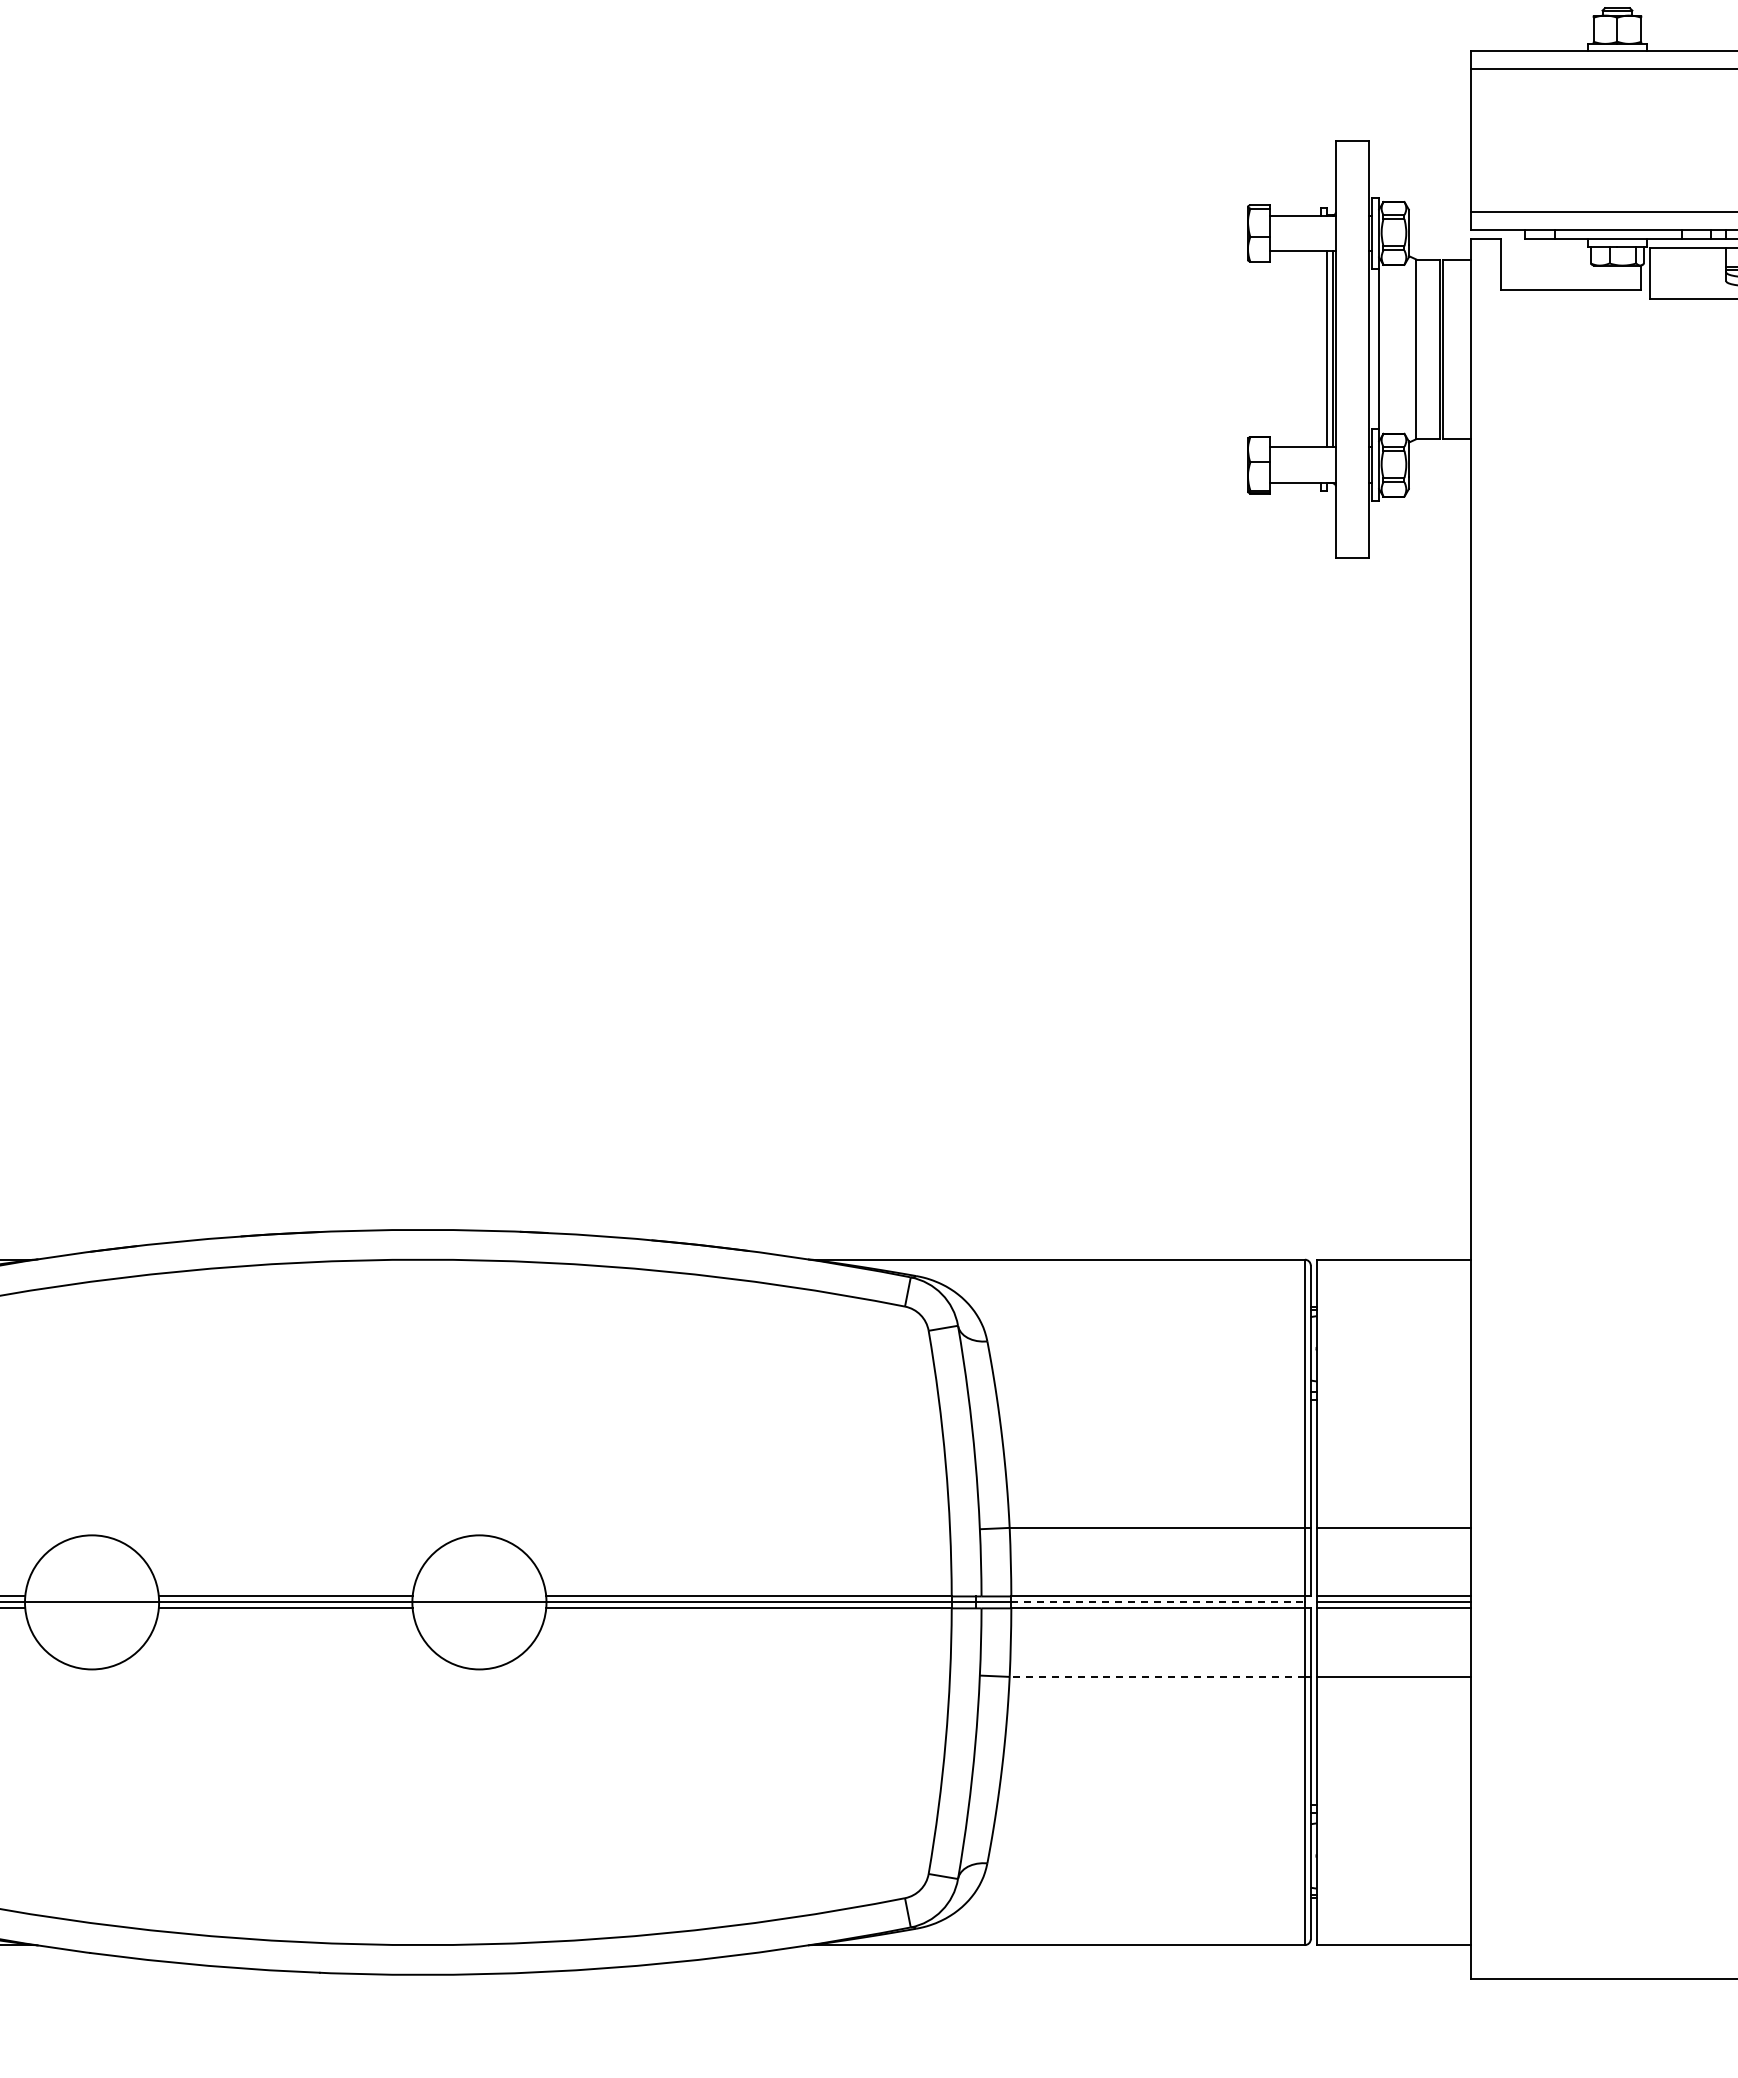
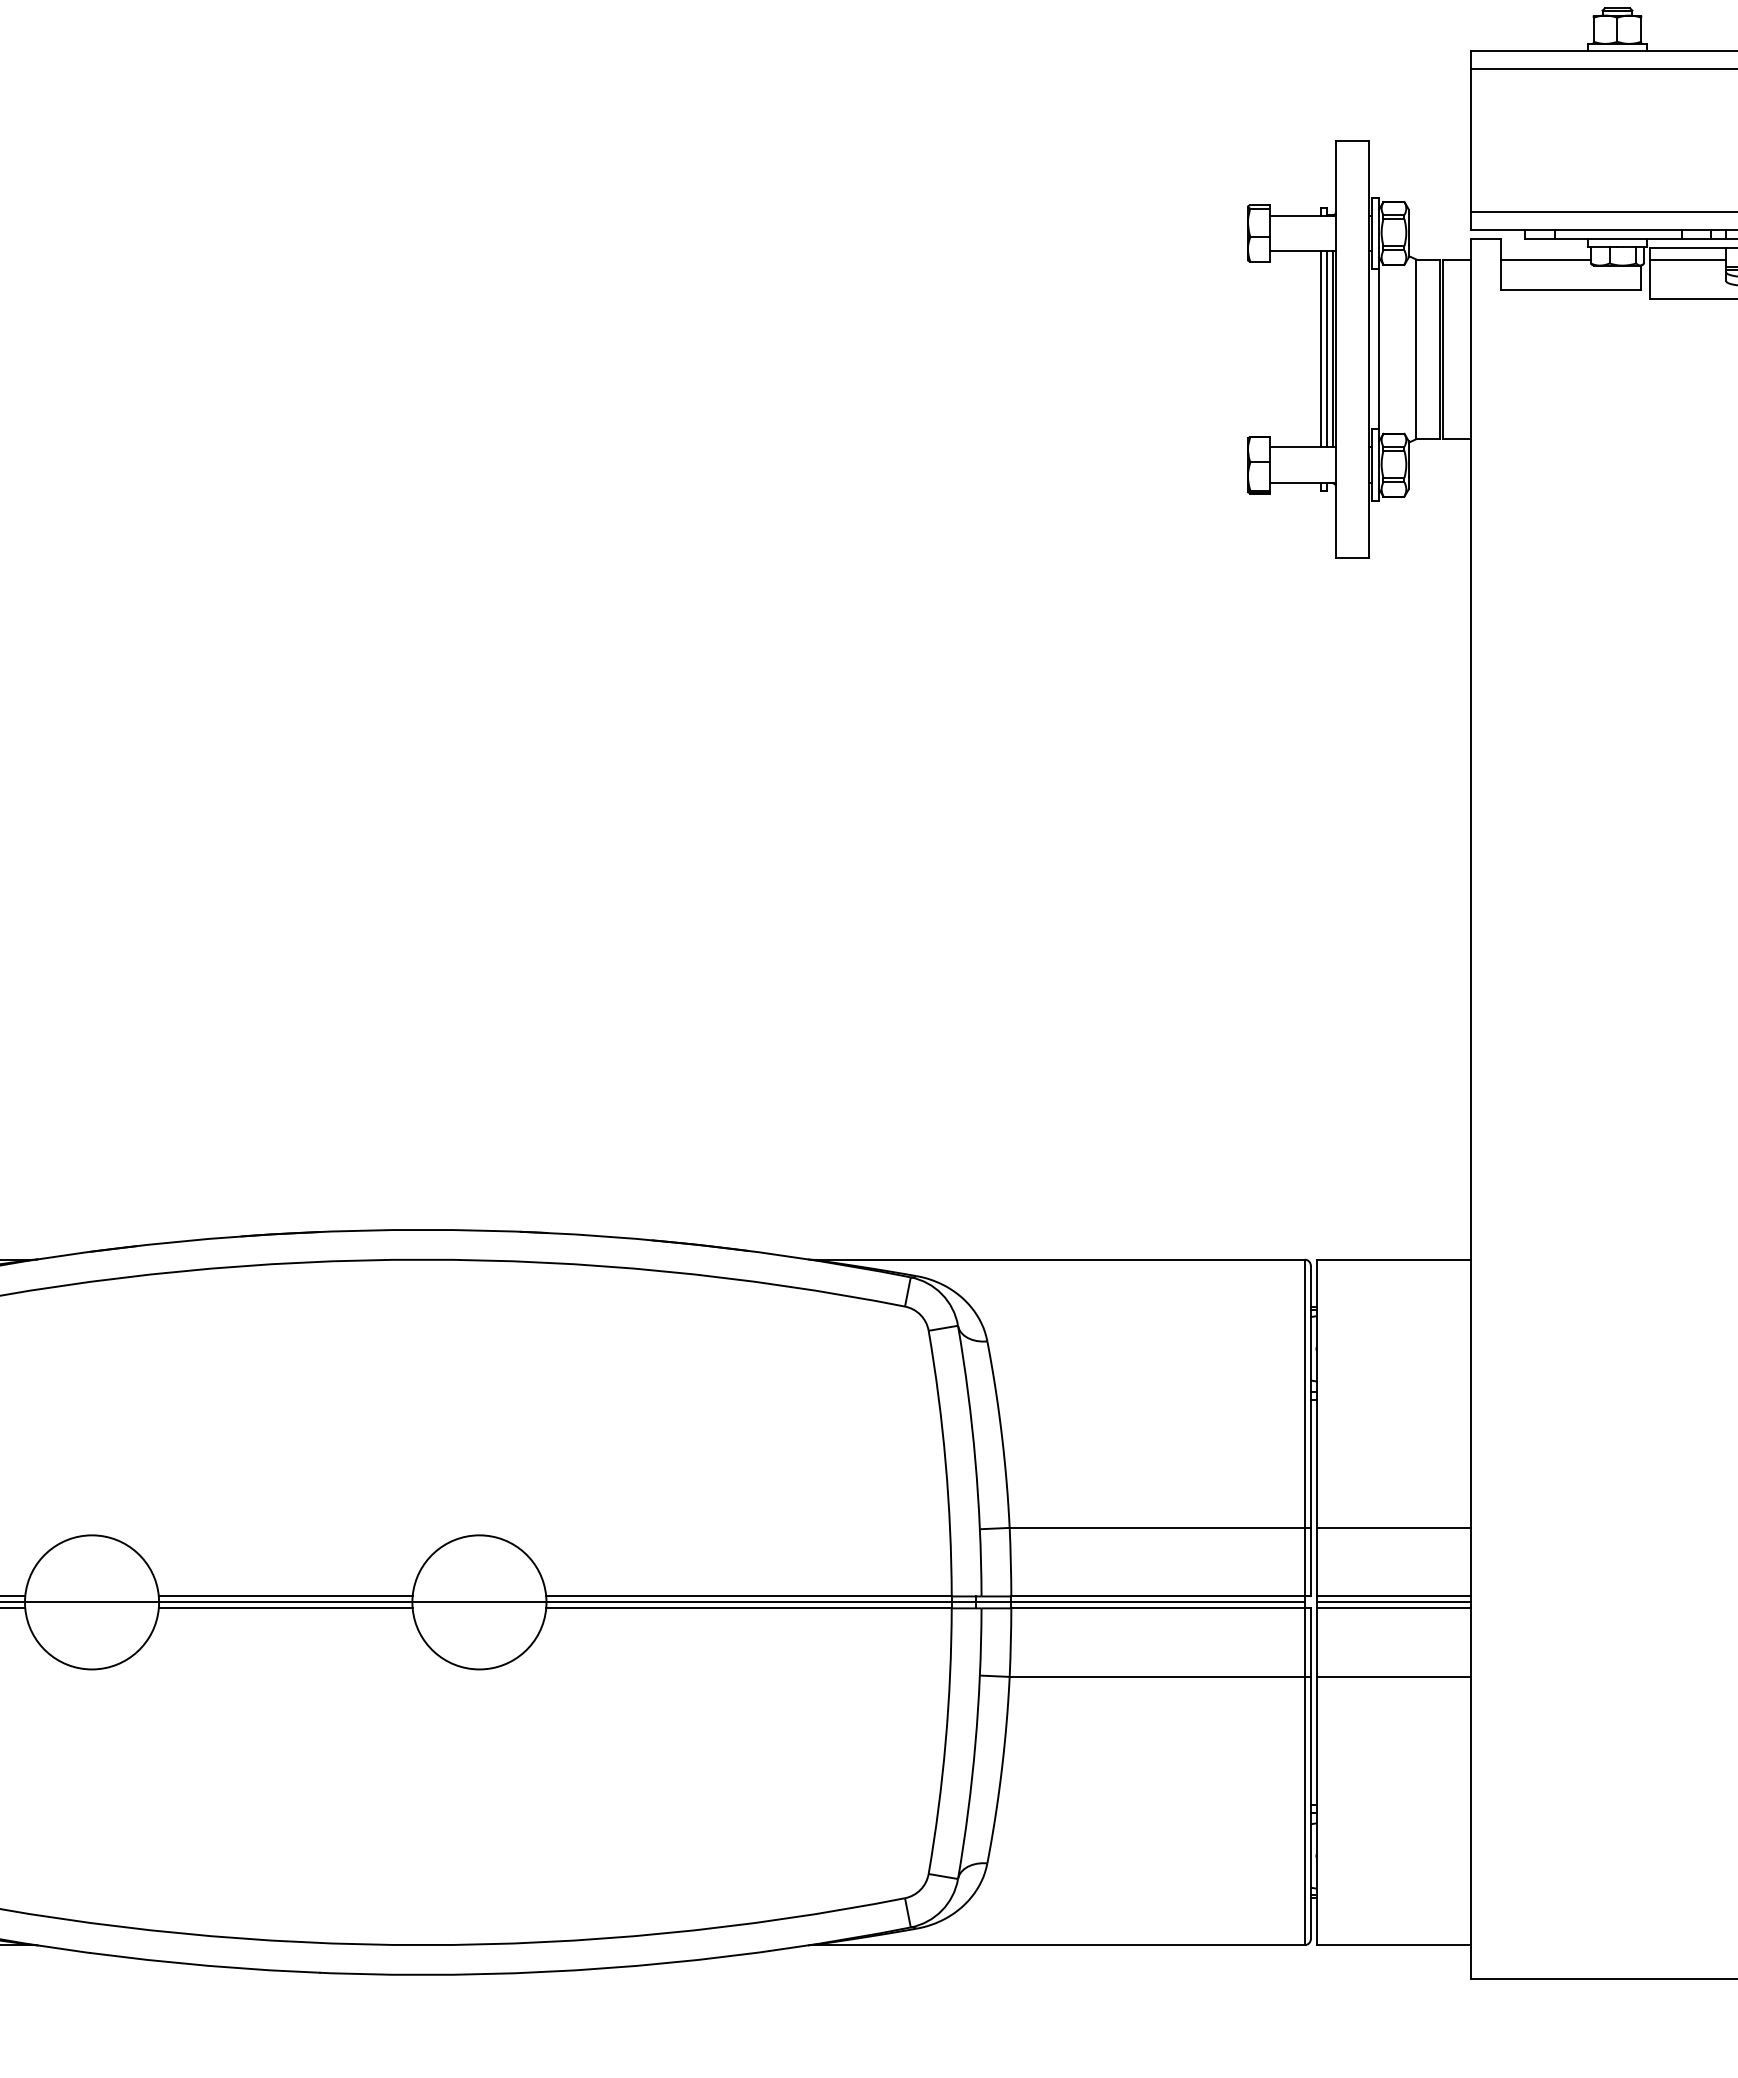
line: none -> present (1545, 259)
line: none -> present (1688, 259)
line: none -> present (1320, 349)
line: dashed -> solid (1158, 1602)
line: dashed -> solid (1157, 1676)
